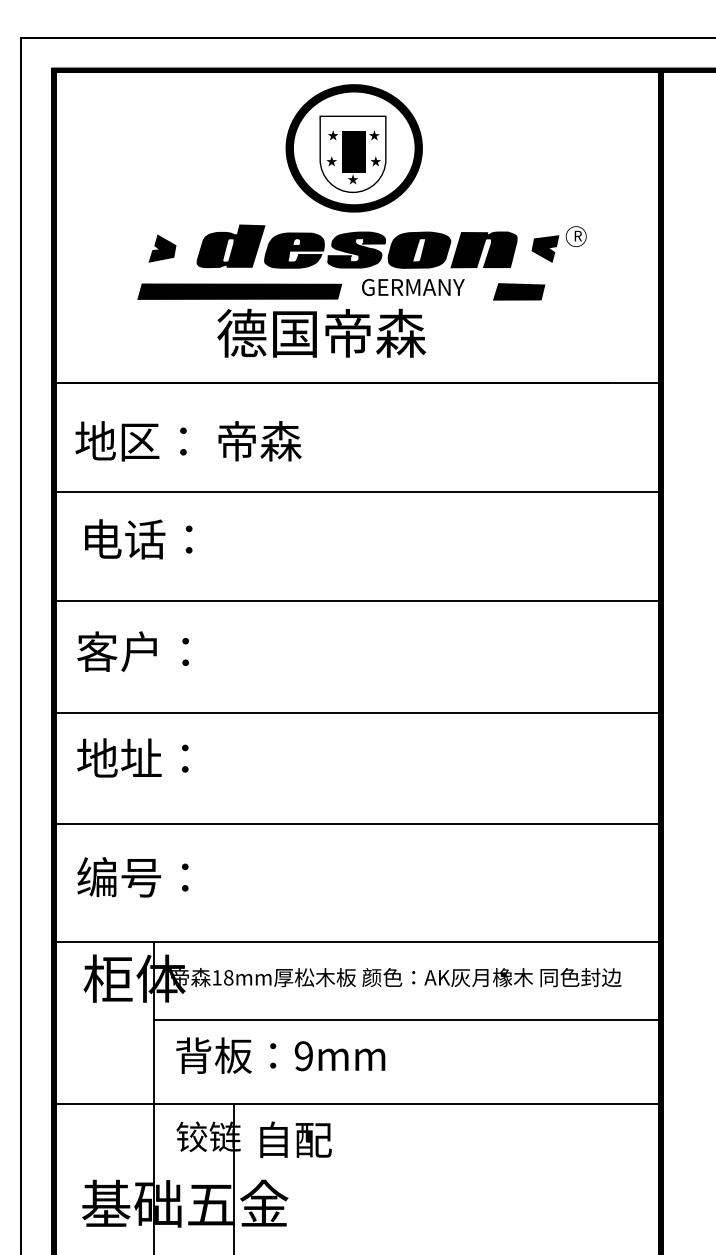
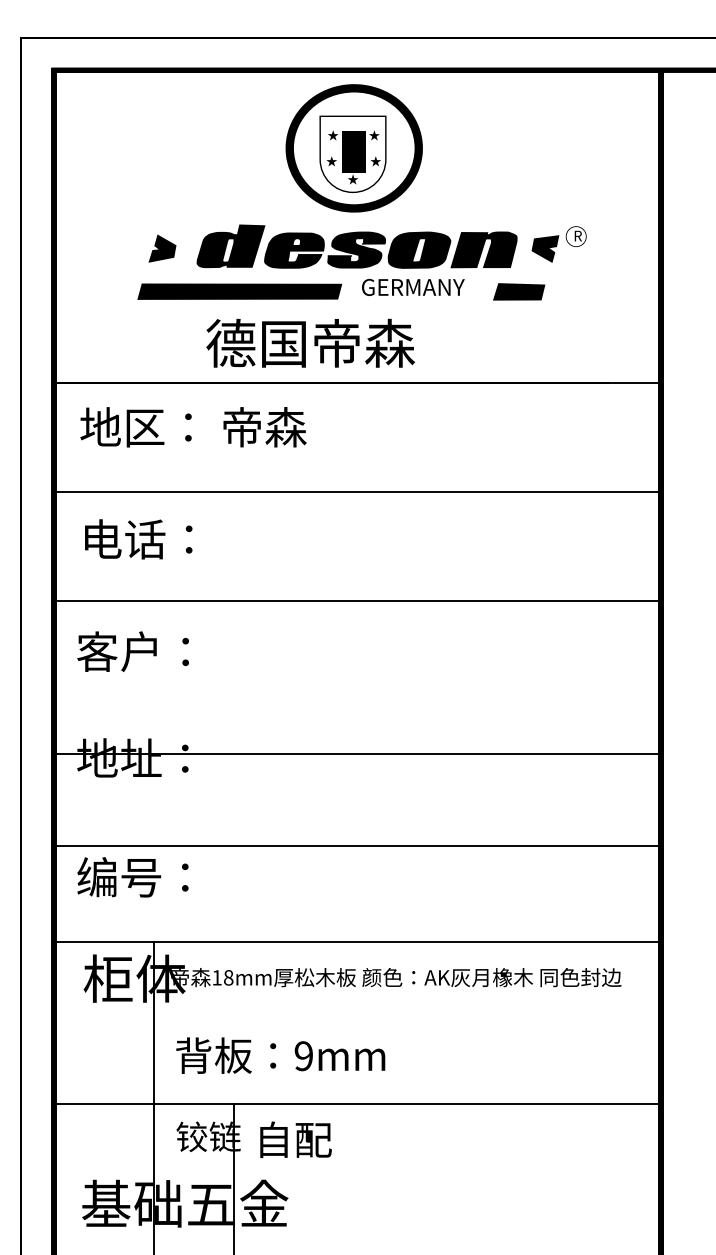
text position: (321, 332) -> (310, 342) (310, 342)
text position: (188, 441) -> (193, 427) (193, 427)
line position: (357, 712) -> (357, 753) (357, 753)
line position: (357, 824) -> (357, 846) (357, 846)
line: present -> none (406, 1020)
